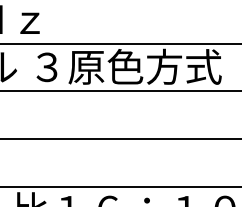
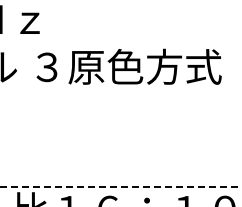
line: present -> none (120, 43)
line: present -> none (120, 91)
line: present -> none (120, 138)
line: solid -> dashed (120, 186)
